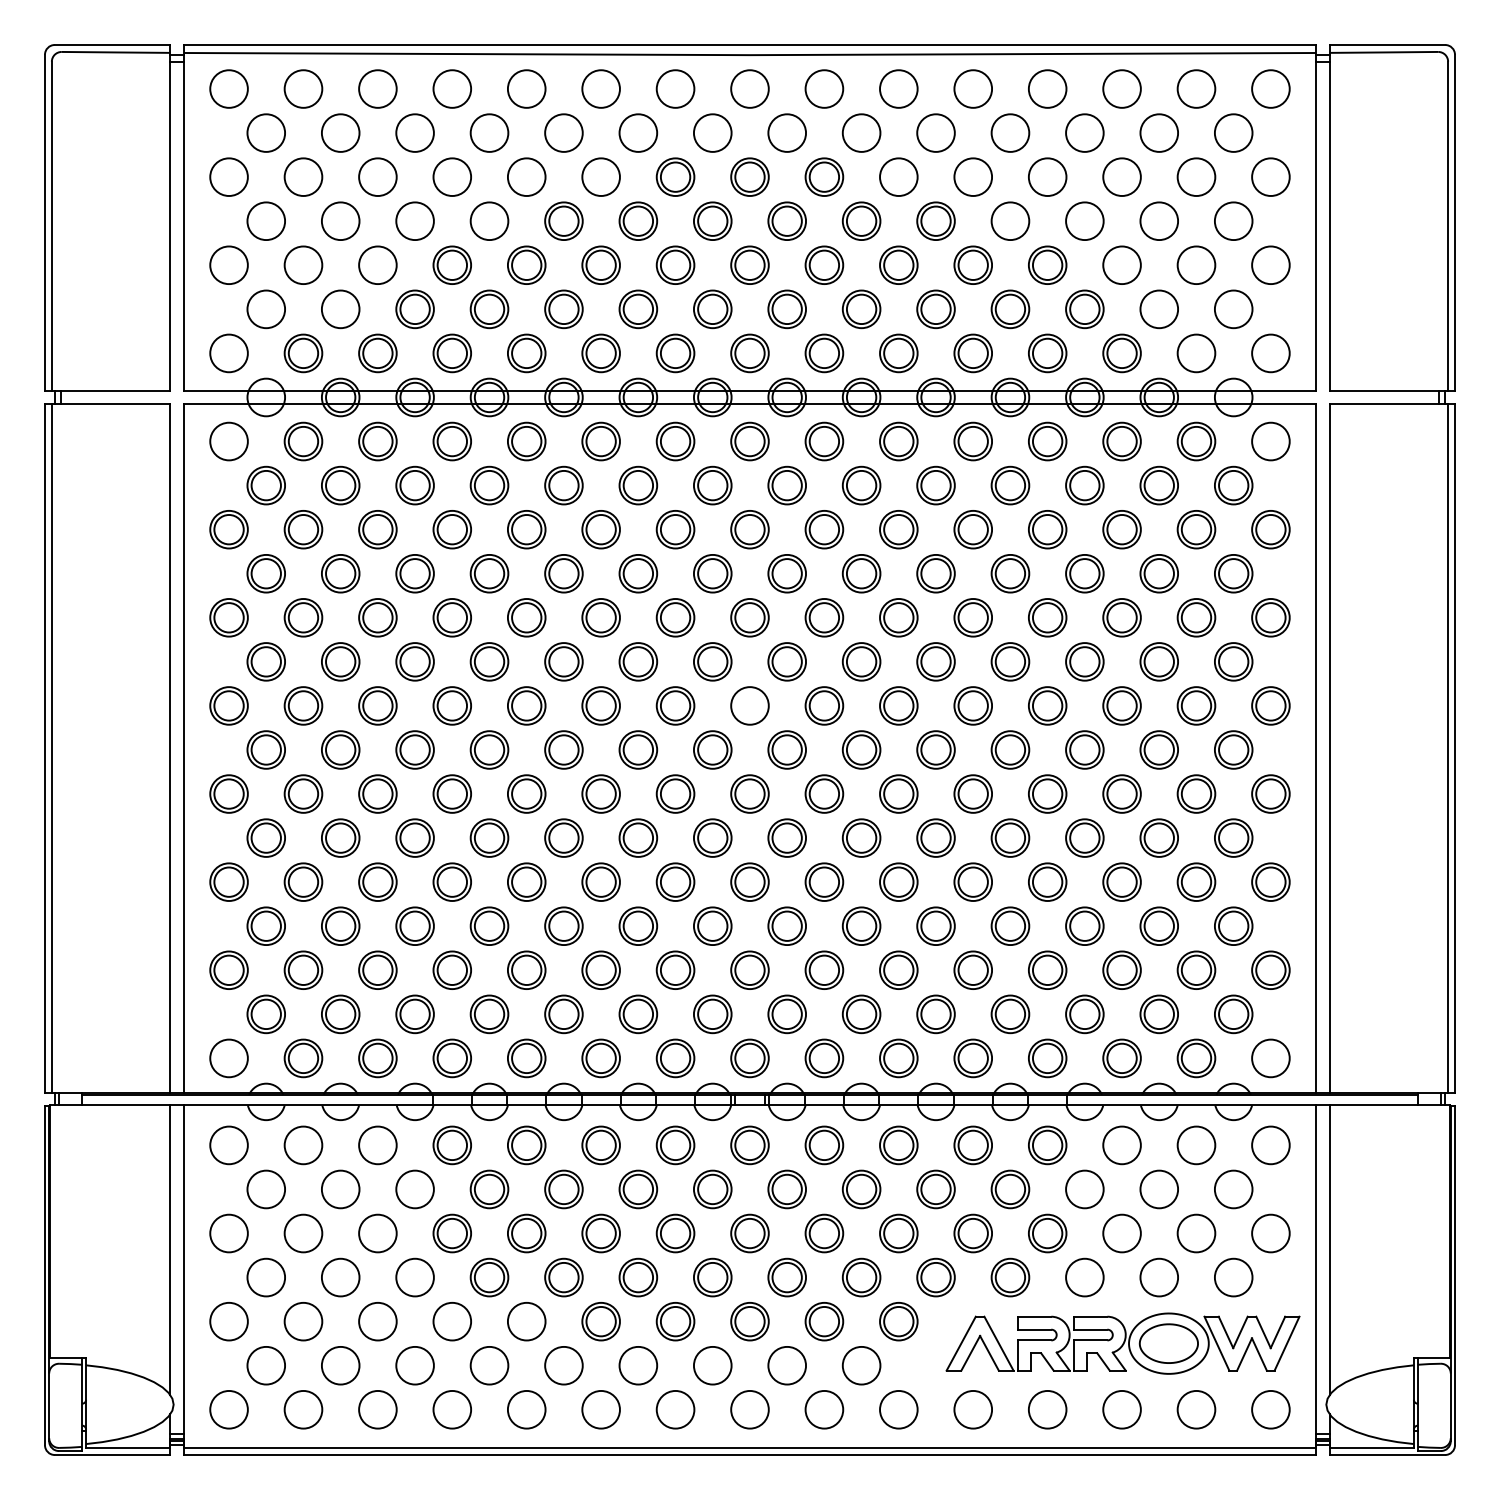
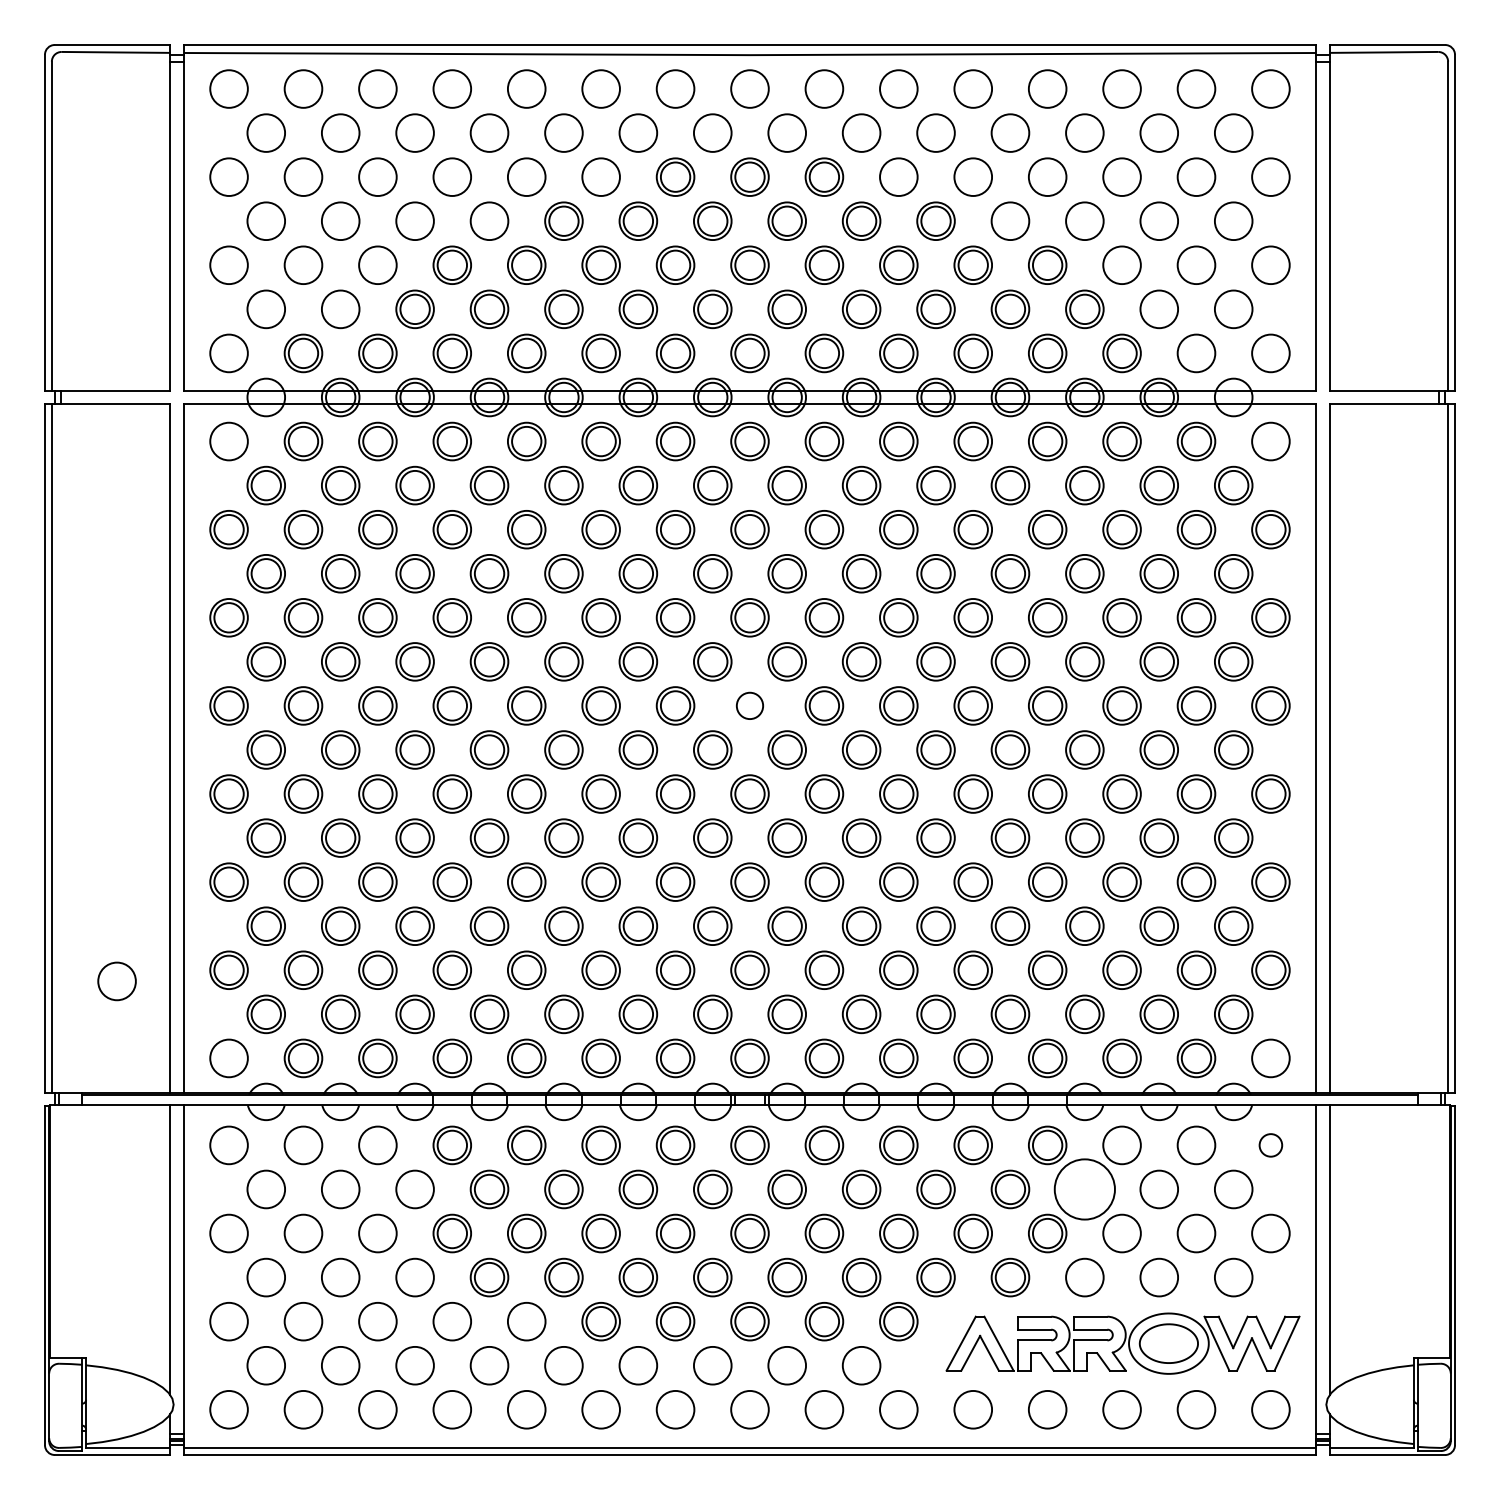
circle diameter: 38 px -> 26 px (749, 705)
circle: none -> present (116, 981)
circle diameter: 38 px -> 23 px (1270, 1145)
circle diameter: 38 px -> 60 px (1084, 1189)
